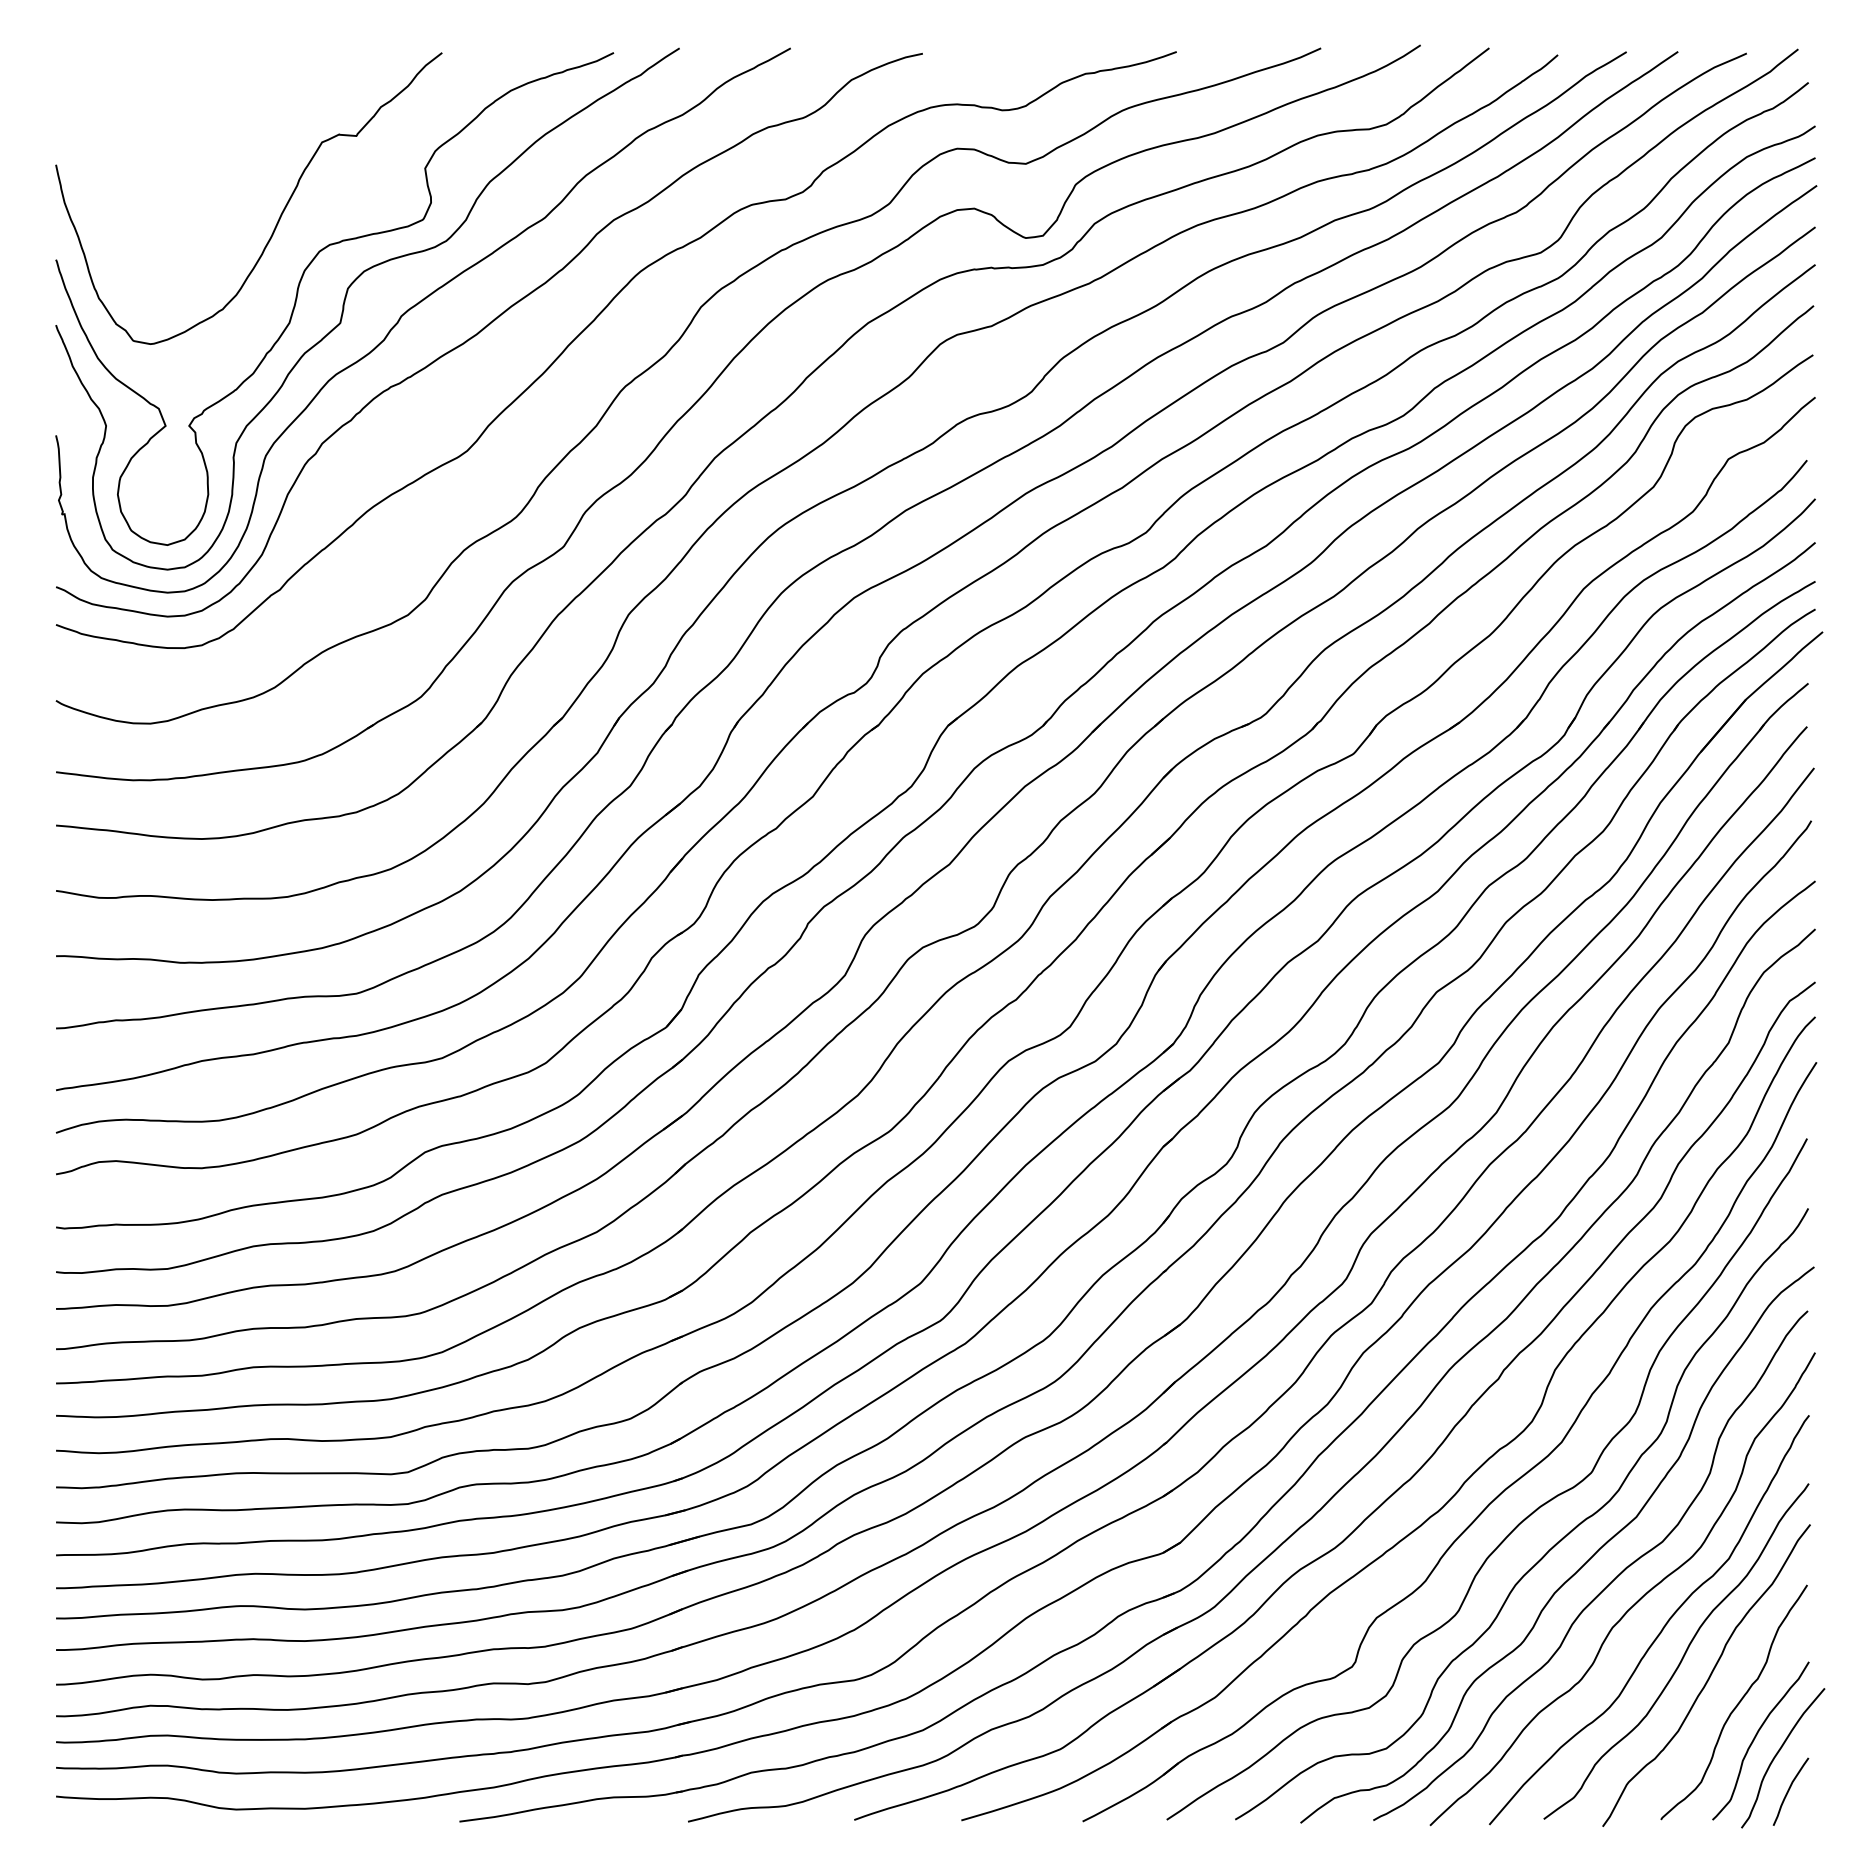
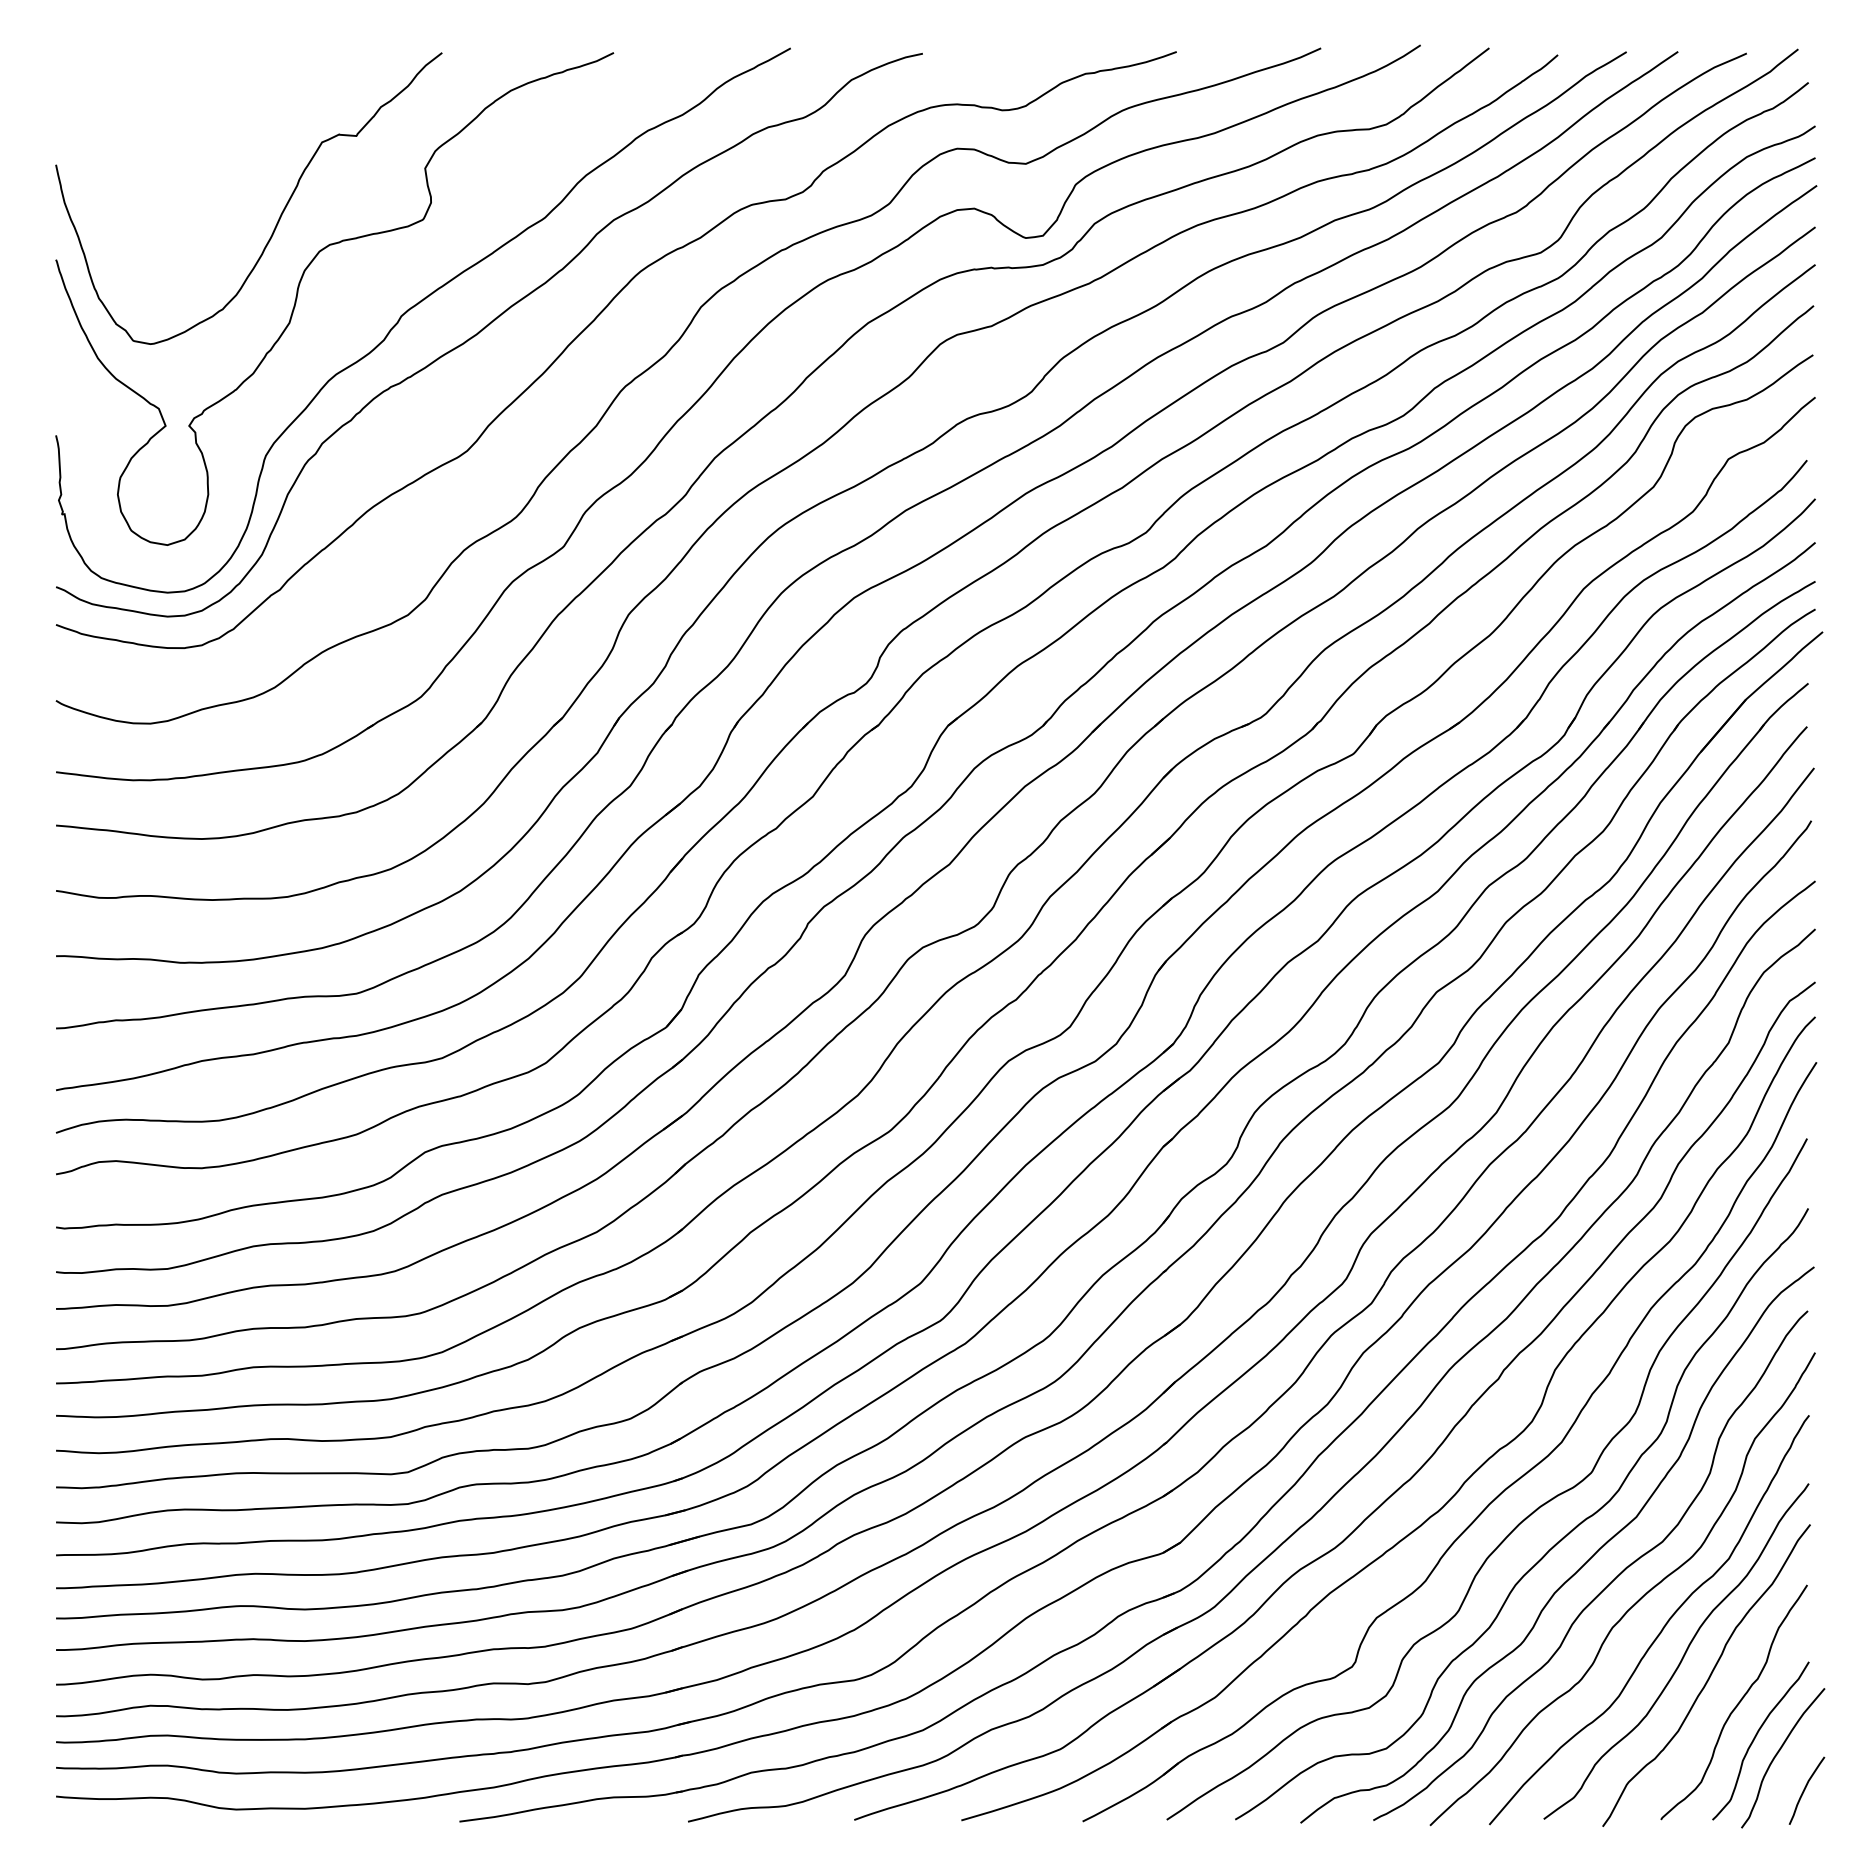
curve: present -> none (345, 302)
curve position: (1789, 1791) -> (1805, 1790) (1805, 1790)
